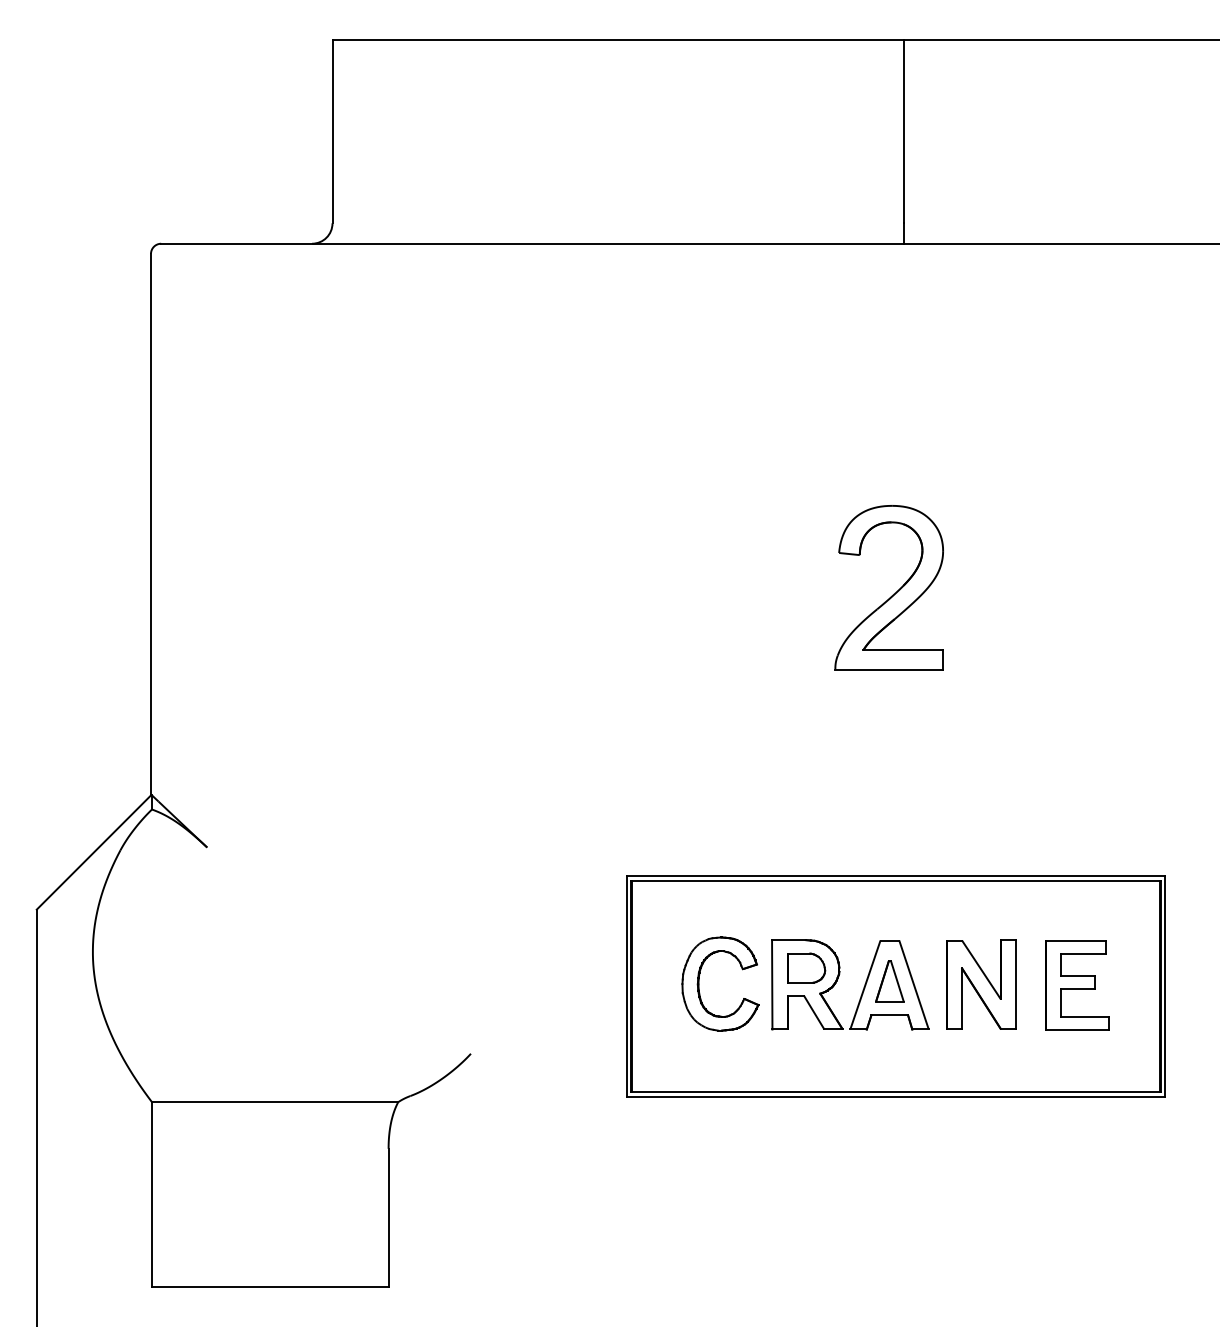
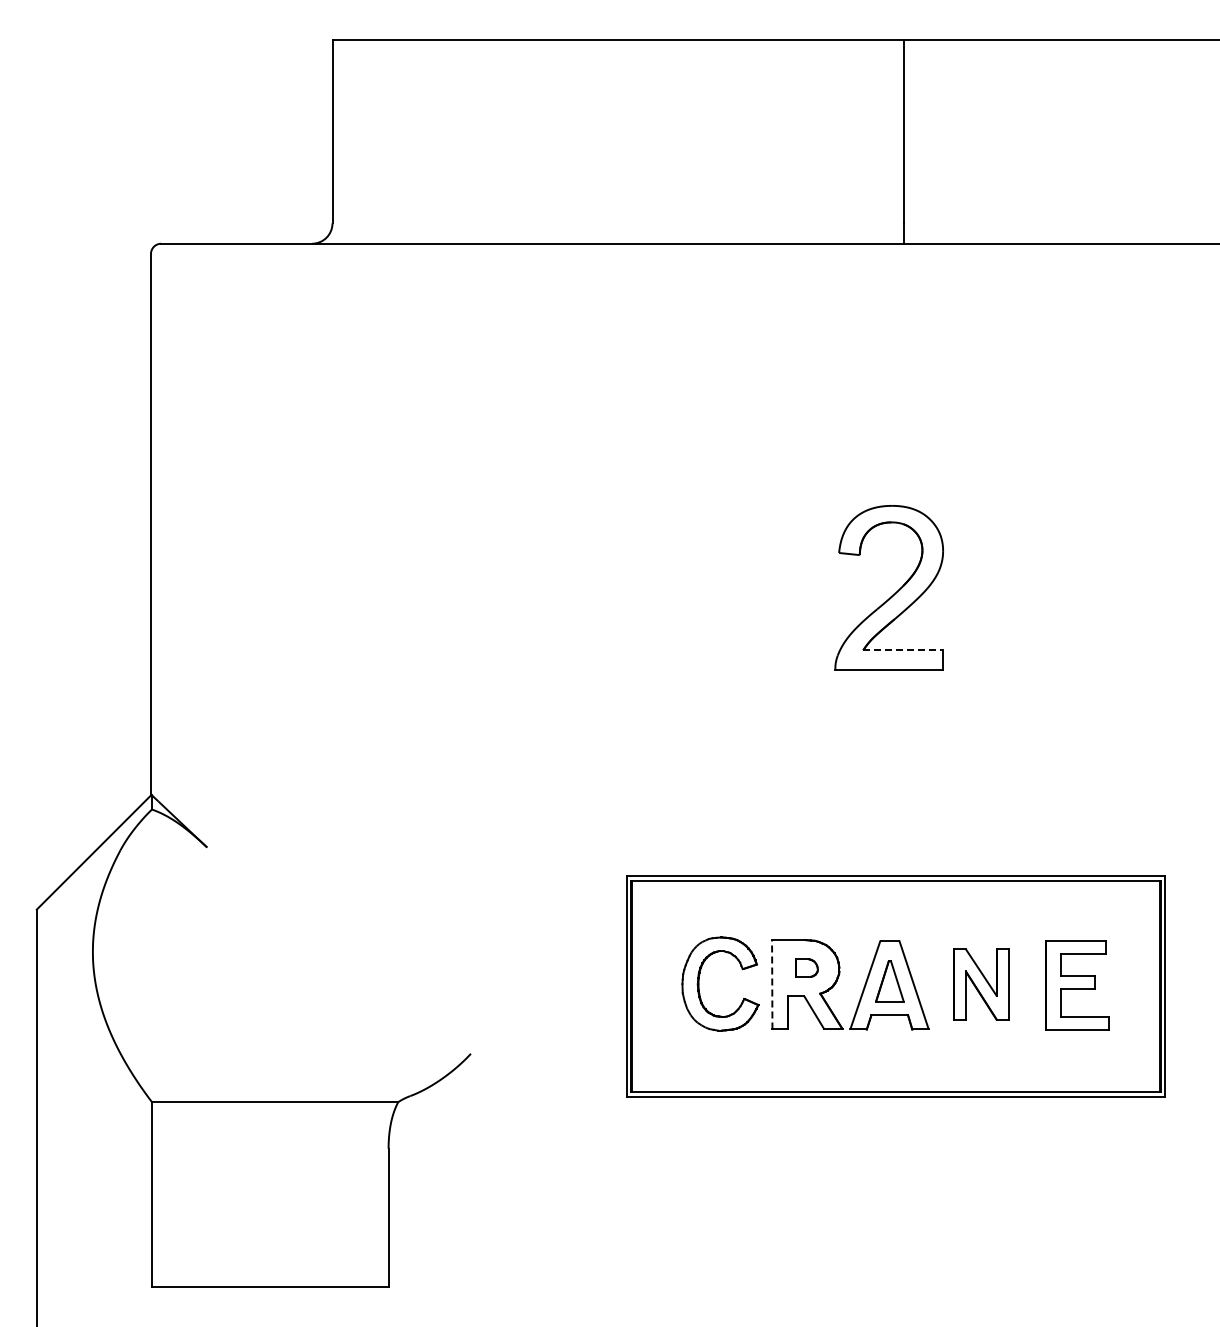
line: solid -> dashed (903, 650)
part size: 40x32 px -> 24x20 px (806, 967)
line: solid -> dashed (772, 984)
part size: 71x91 px -> 57x73 px (981, 984)
